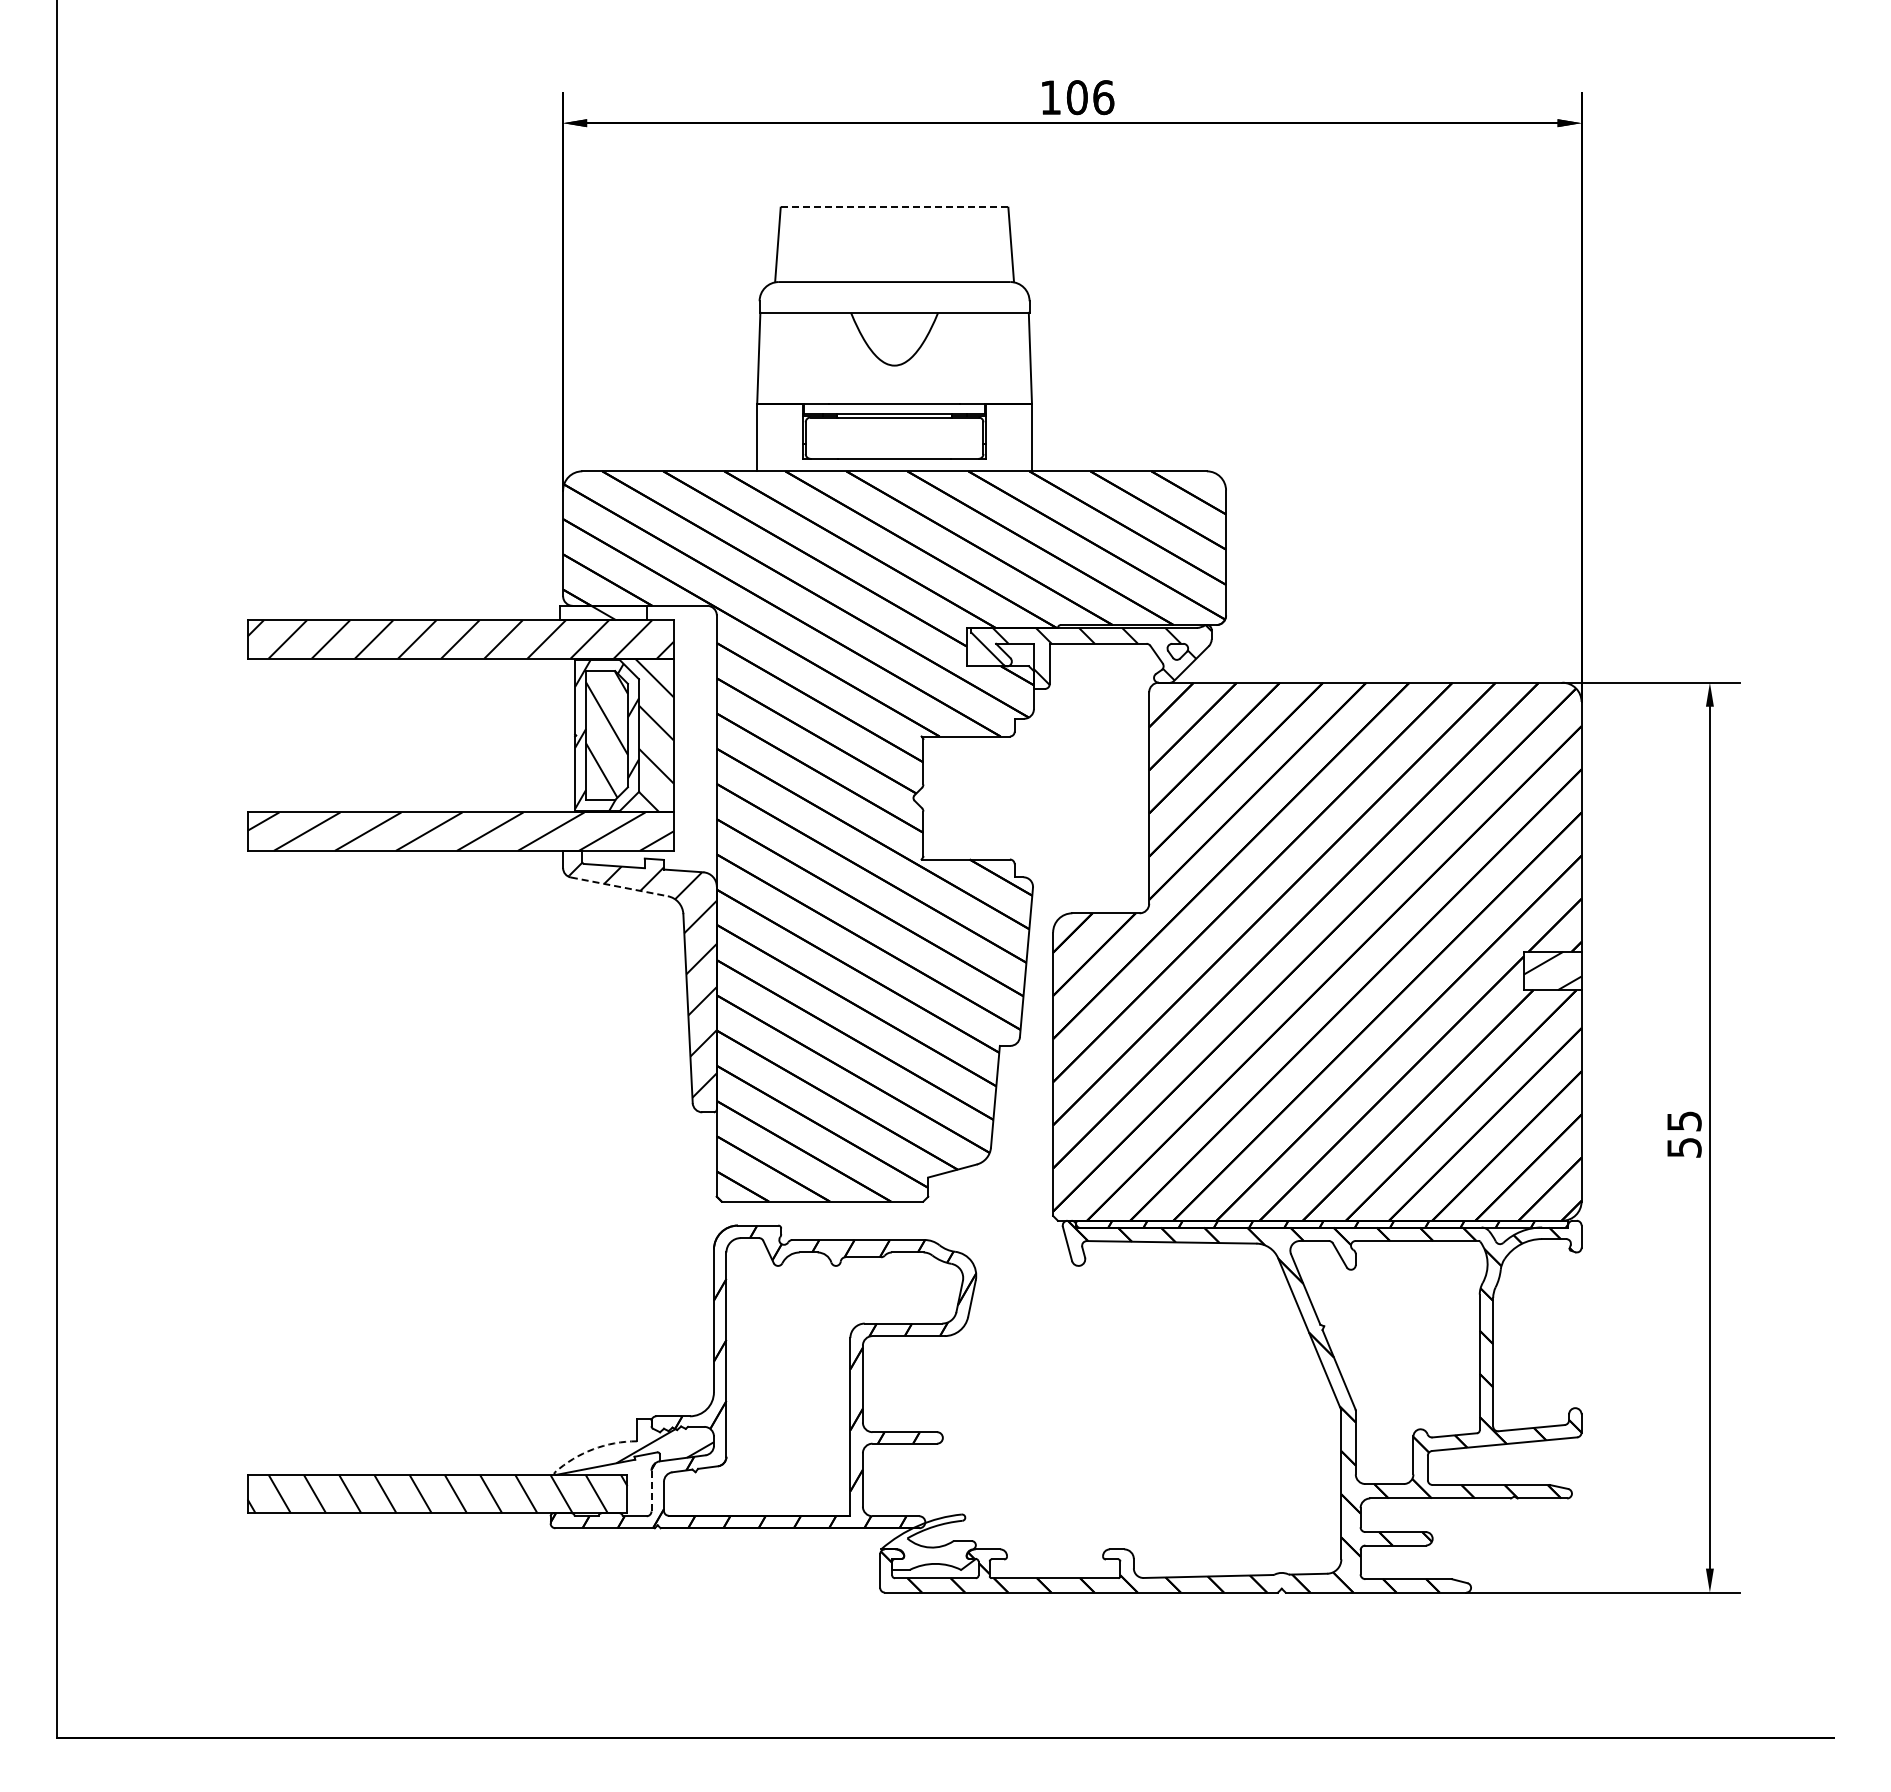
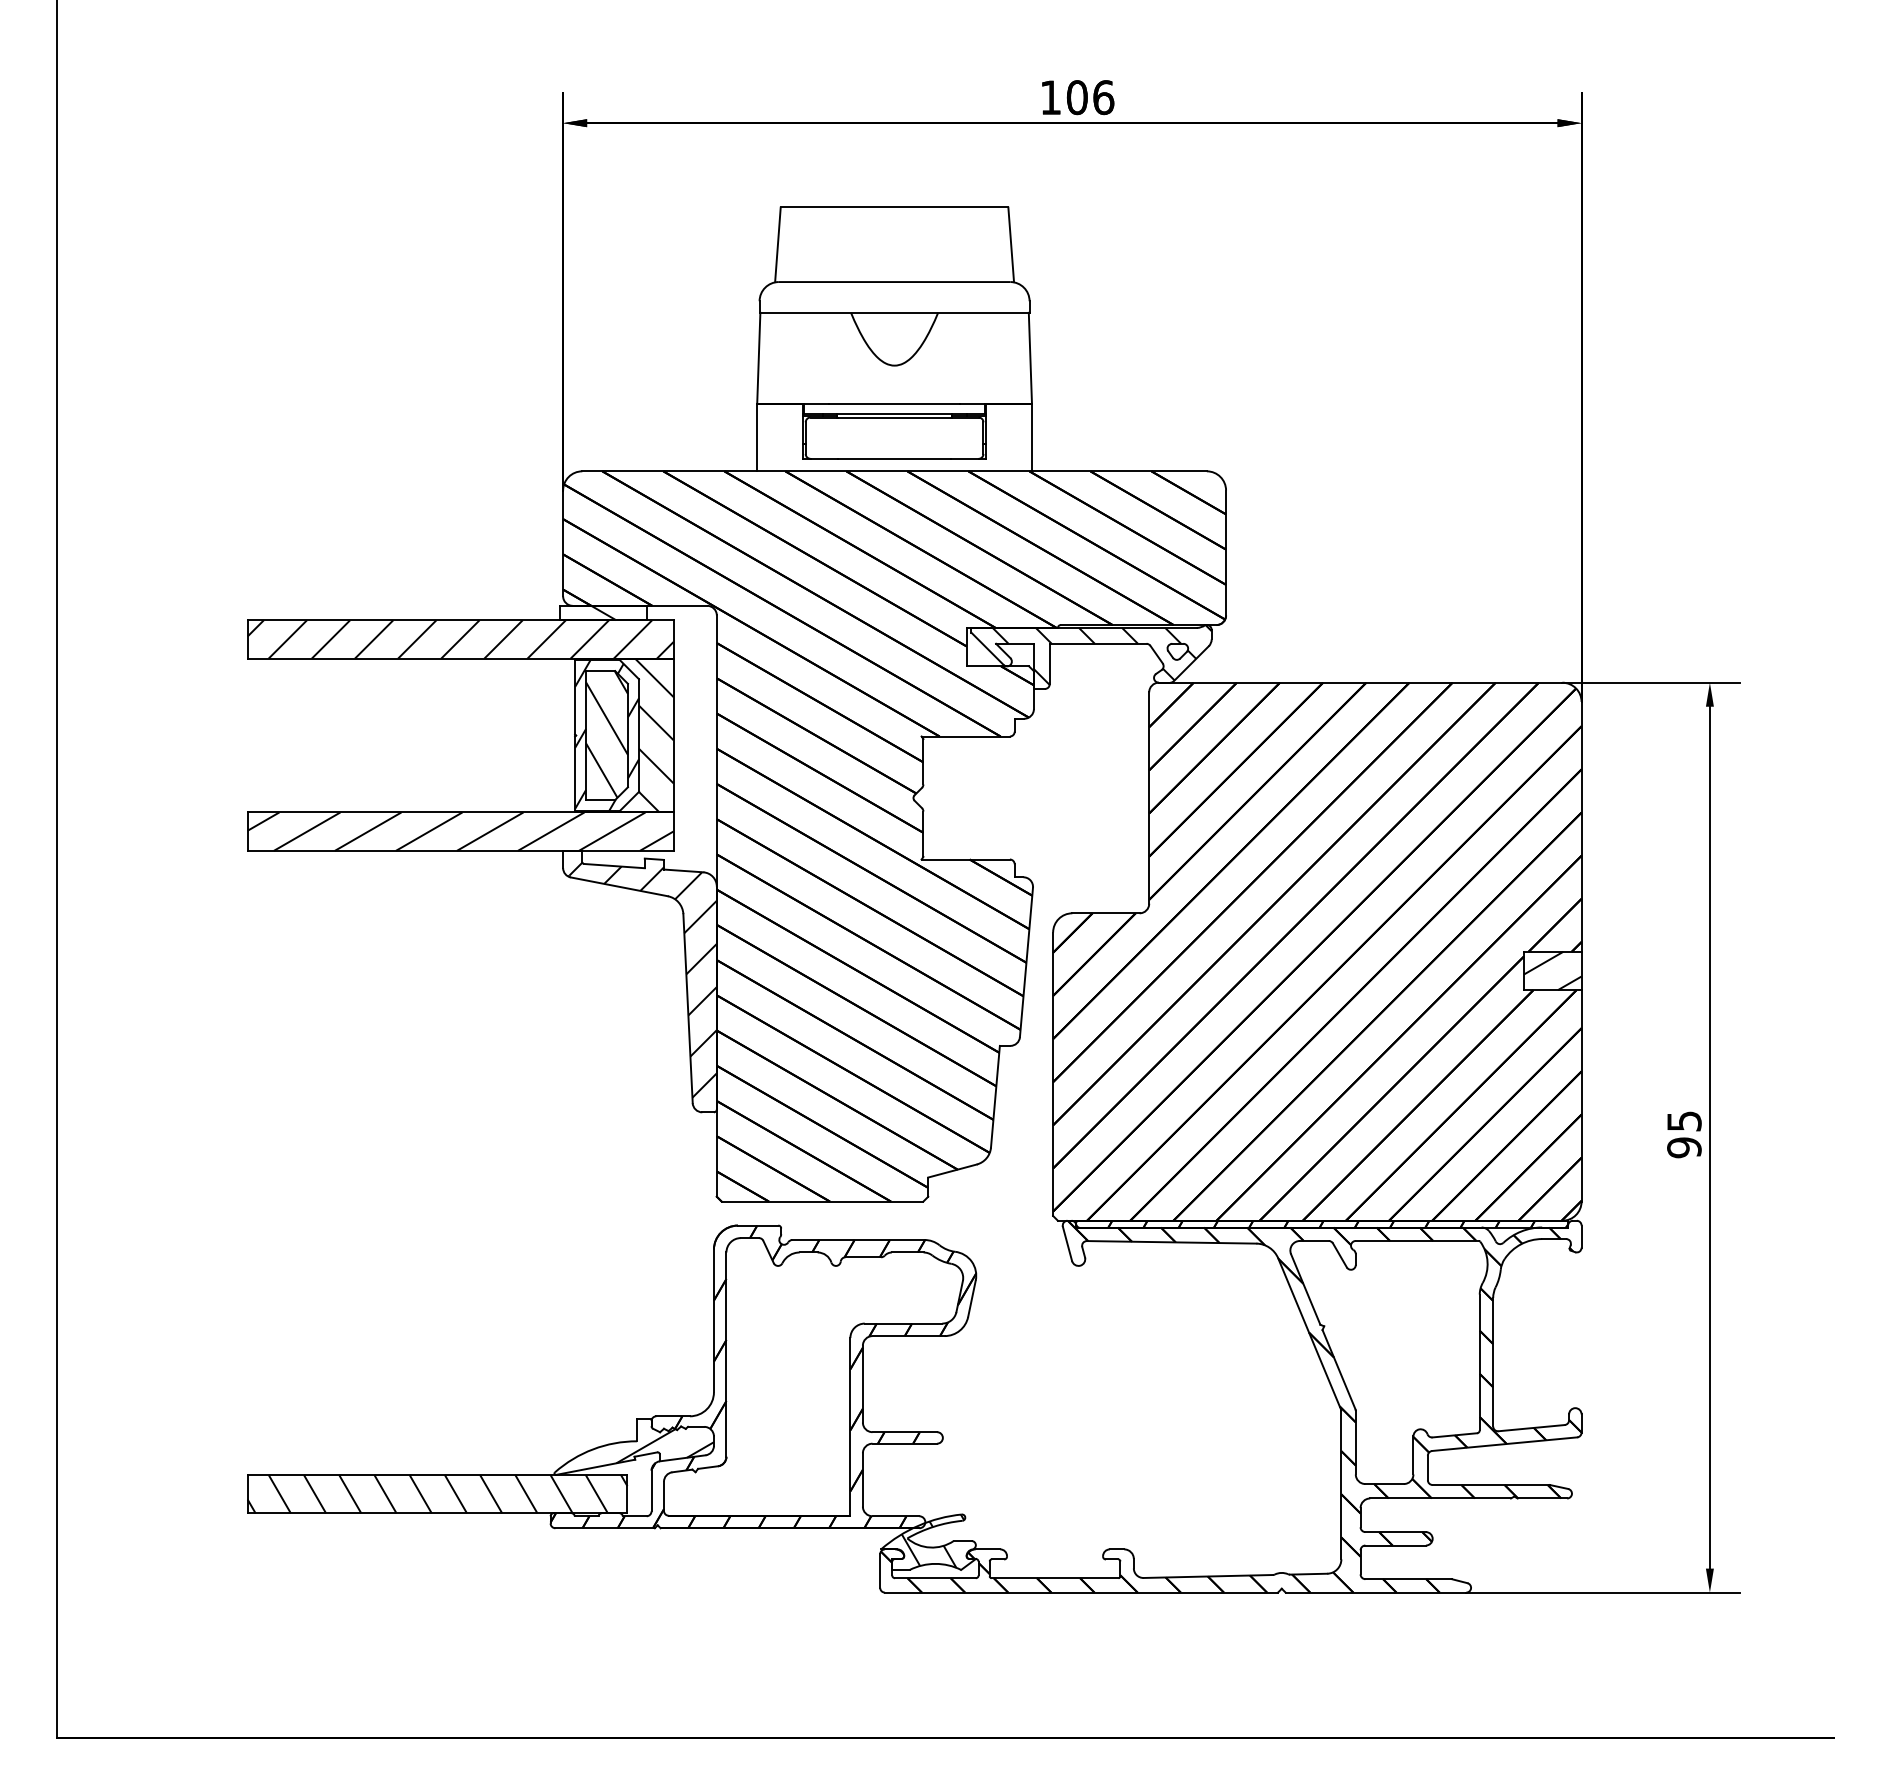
line: dashed -> solid (894, 206)
line: dashed -> solid (619, 886)
text: 55 -> 95 (1684, 1147)
arc: dashed -> solid (593, 1449)
line: dashed -> solid (651, 1491)
hatch: none -> present (932, 1540)
